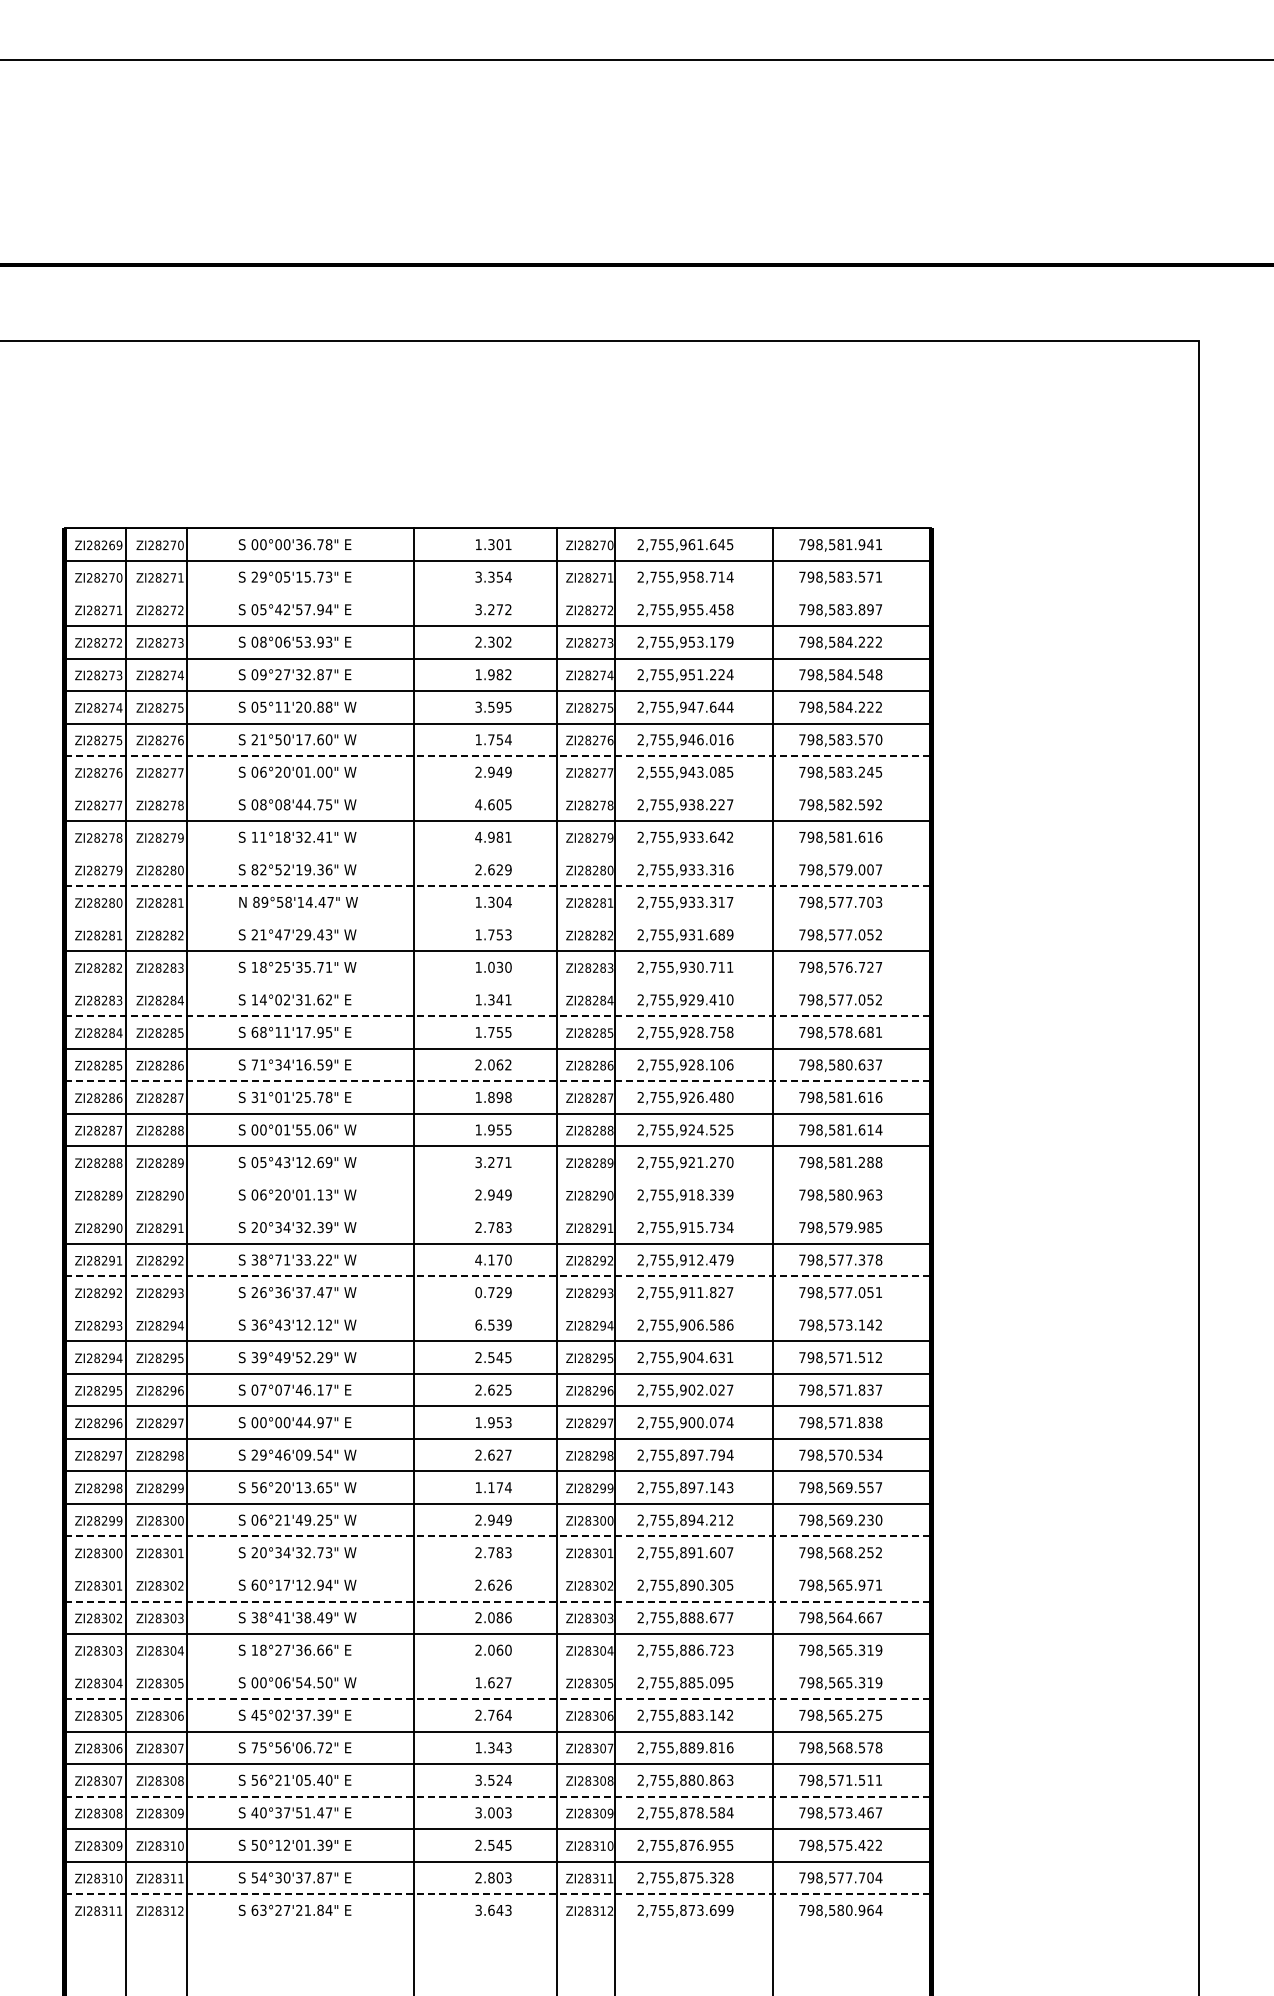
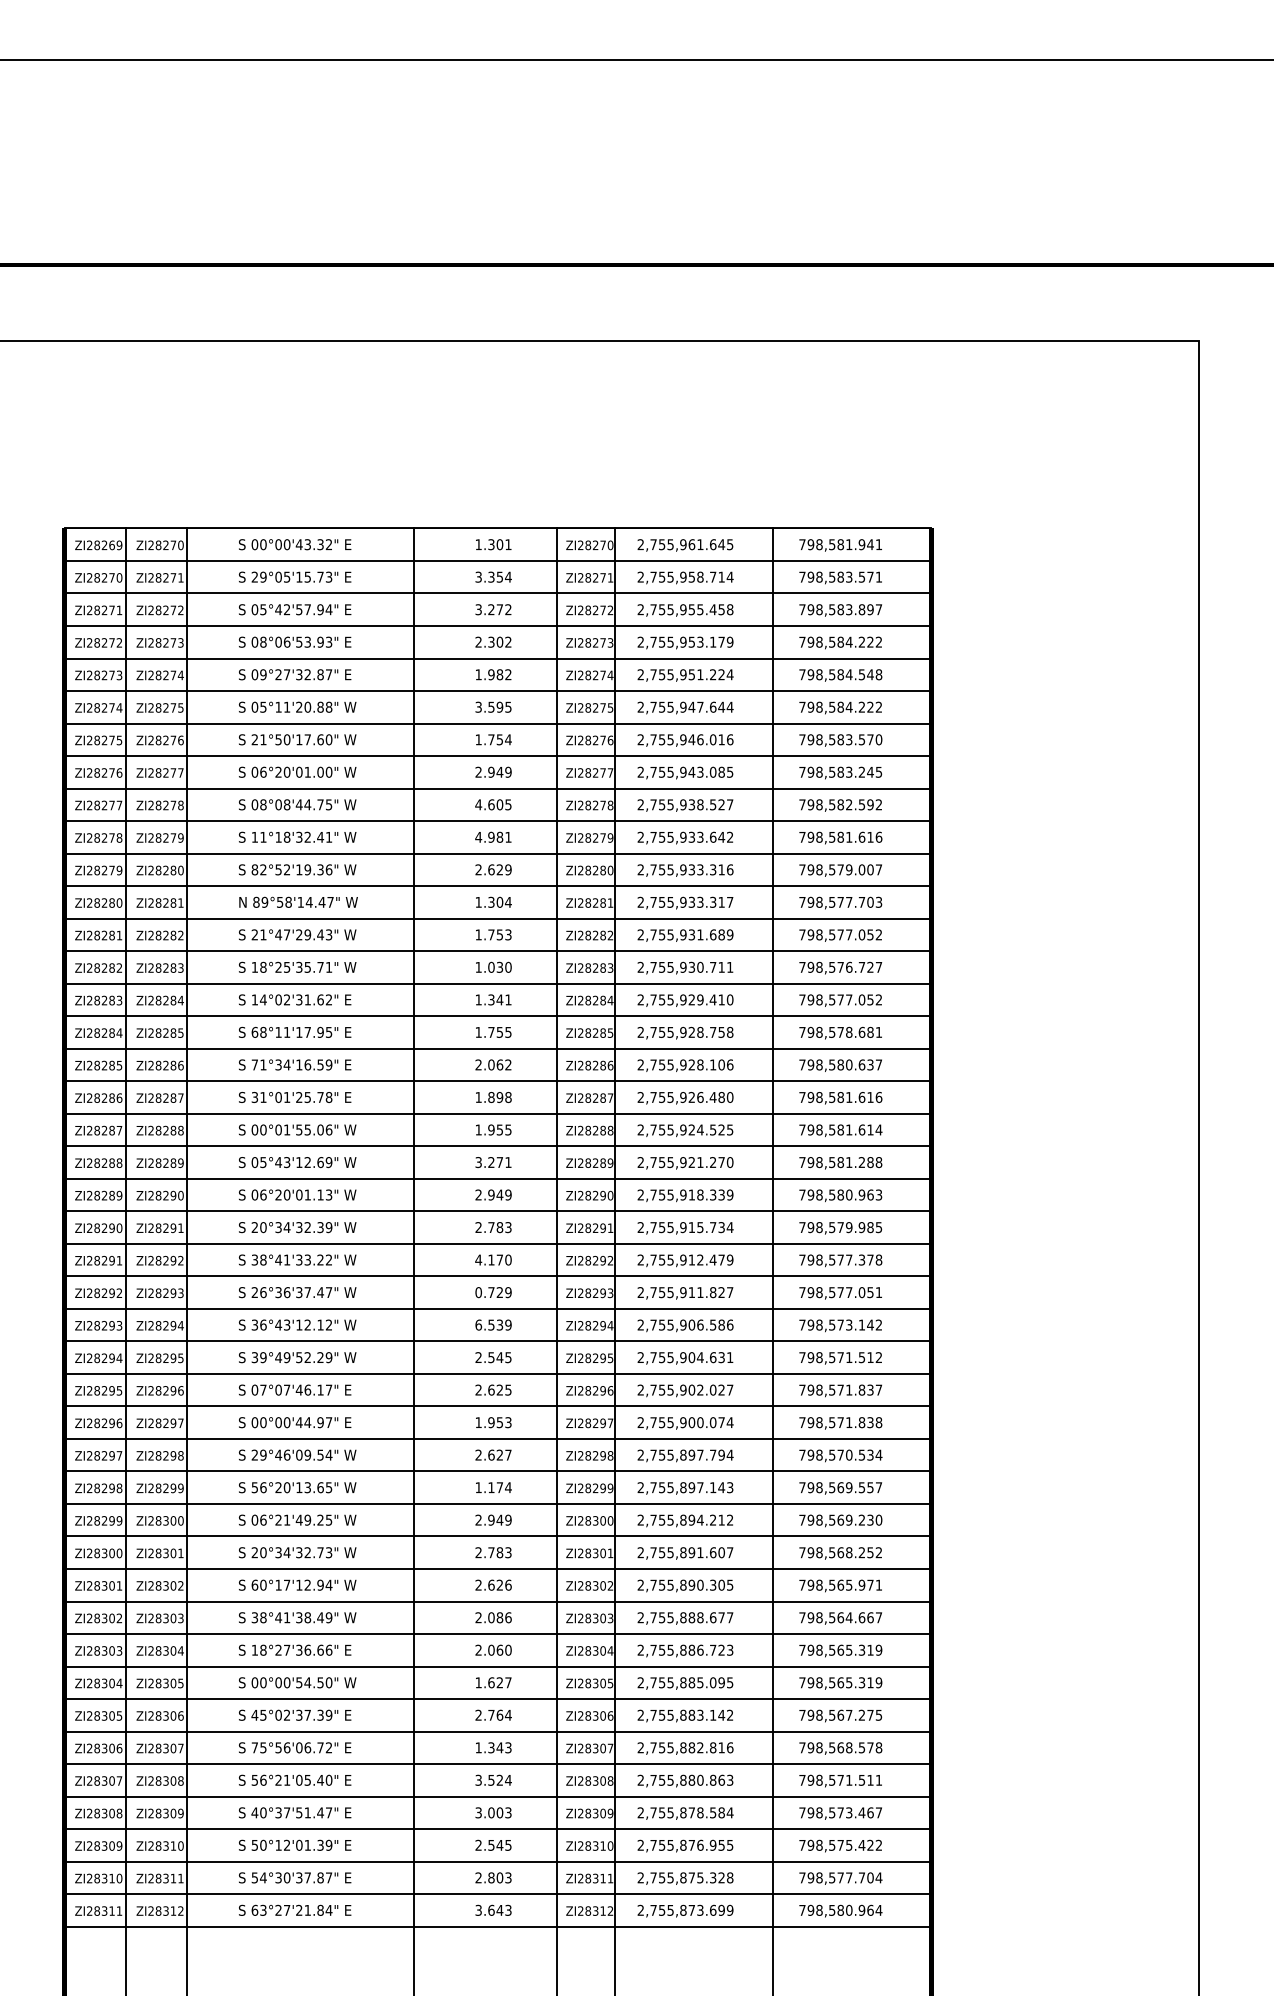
text: 00°00'36.78" -> 00°00'43.32" (313, 544)
line: none -> present (497, 593)
line: dashed -> solid (498, 756)
text: 2,555,943.085 -> 2,755,943.085 (653, 772)
line: none -> present (497, 788)
text: 2,755,938.227 -> 2,755,938.527 (713, 804)
line: none -> present (497, 853)
line: dashed -> solid (498, 886)
line: none -> present (497, 918)
line: none -> present (497, 983)
line: dashed -> solid (498, 1016)
line: dashed -> solid (498, 1081)
line: none -> present (497, 1178)
line: none -> present (497, 1211)
text: 38°71'33.22" -> 38°41'33.22" (278, 1259)
line: dashed -> solid (498, 1276)
line: none -> present (497, 1308)
line: dashed -> solid (498, 1536)
line: none -> present (497, 1568)
line: dashed -> solid (498, 1601)
line: none -> present (497, 1666)
text: 00°06'54.50" -> 00°00'54.50" (287, 1682)
line: dashed -> solid (498, 1699)
text: 798,565.275 -> 798,567.275 (849, 1715)
text: 2,755,889.816 -> 2,755,882.816 (700, 1747)
line: dashed -> solid (498, 1796)
line: dashed -> solid (498, 1894)
line: none -> present (497, 1926)
